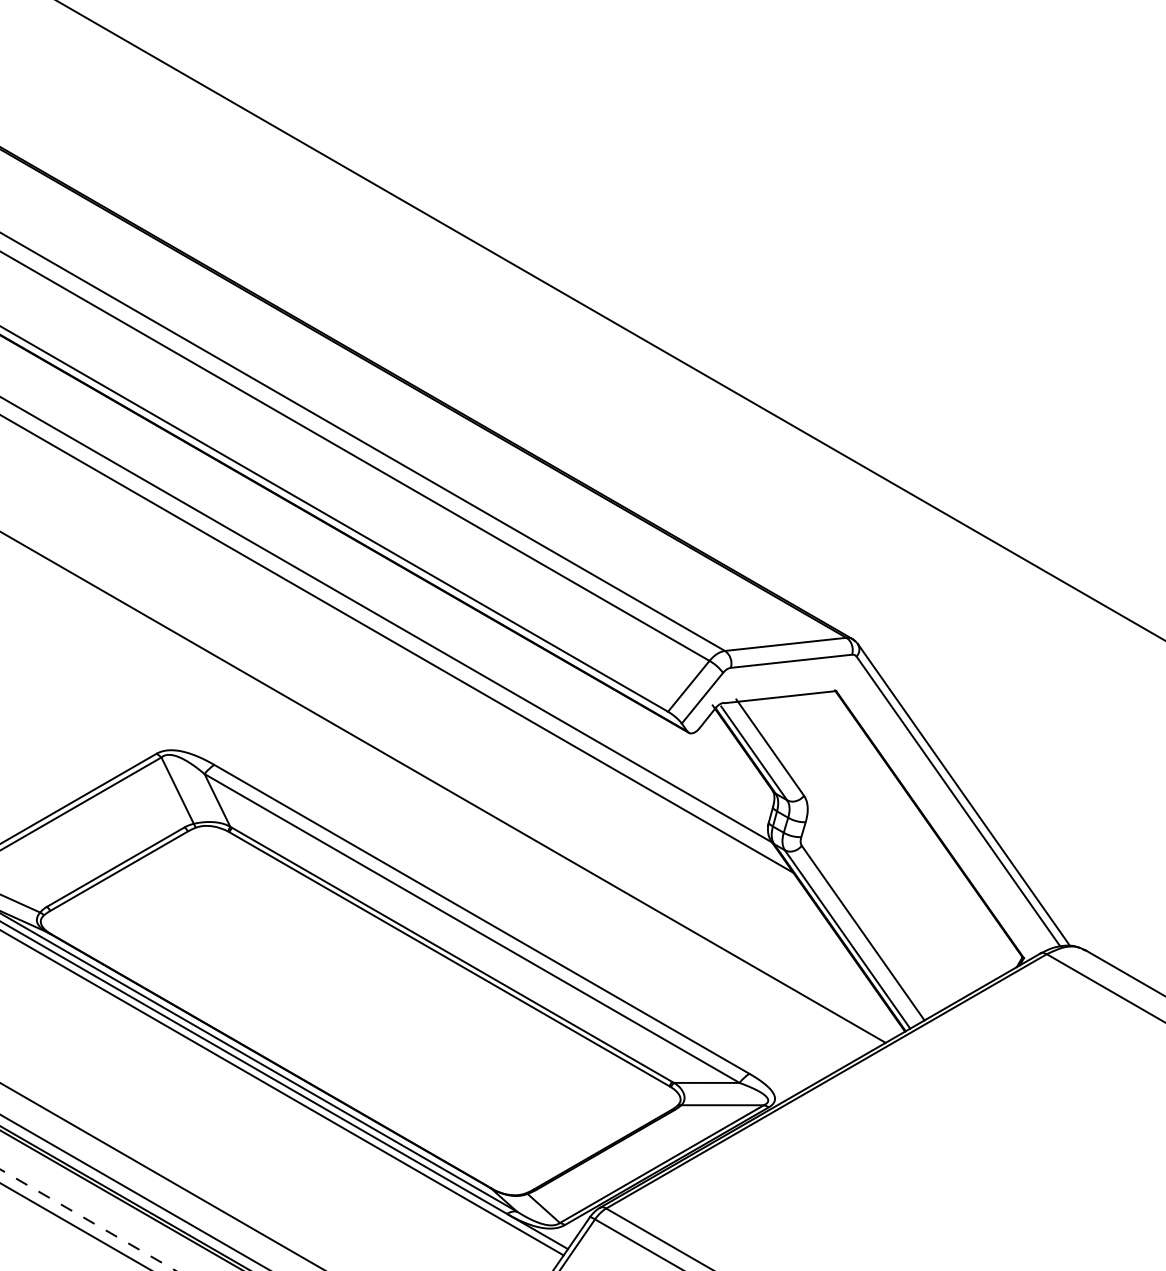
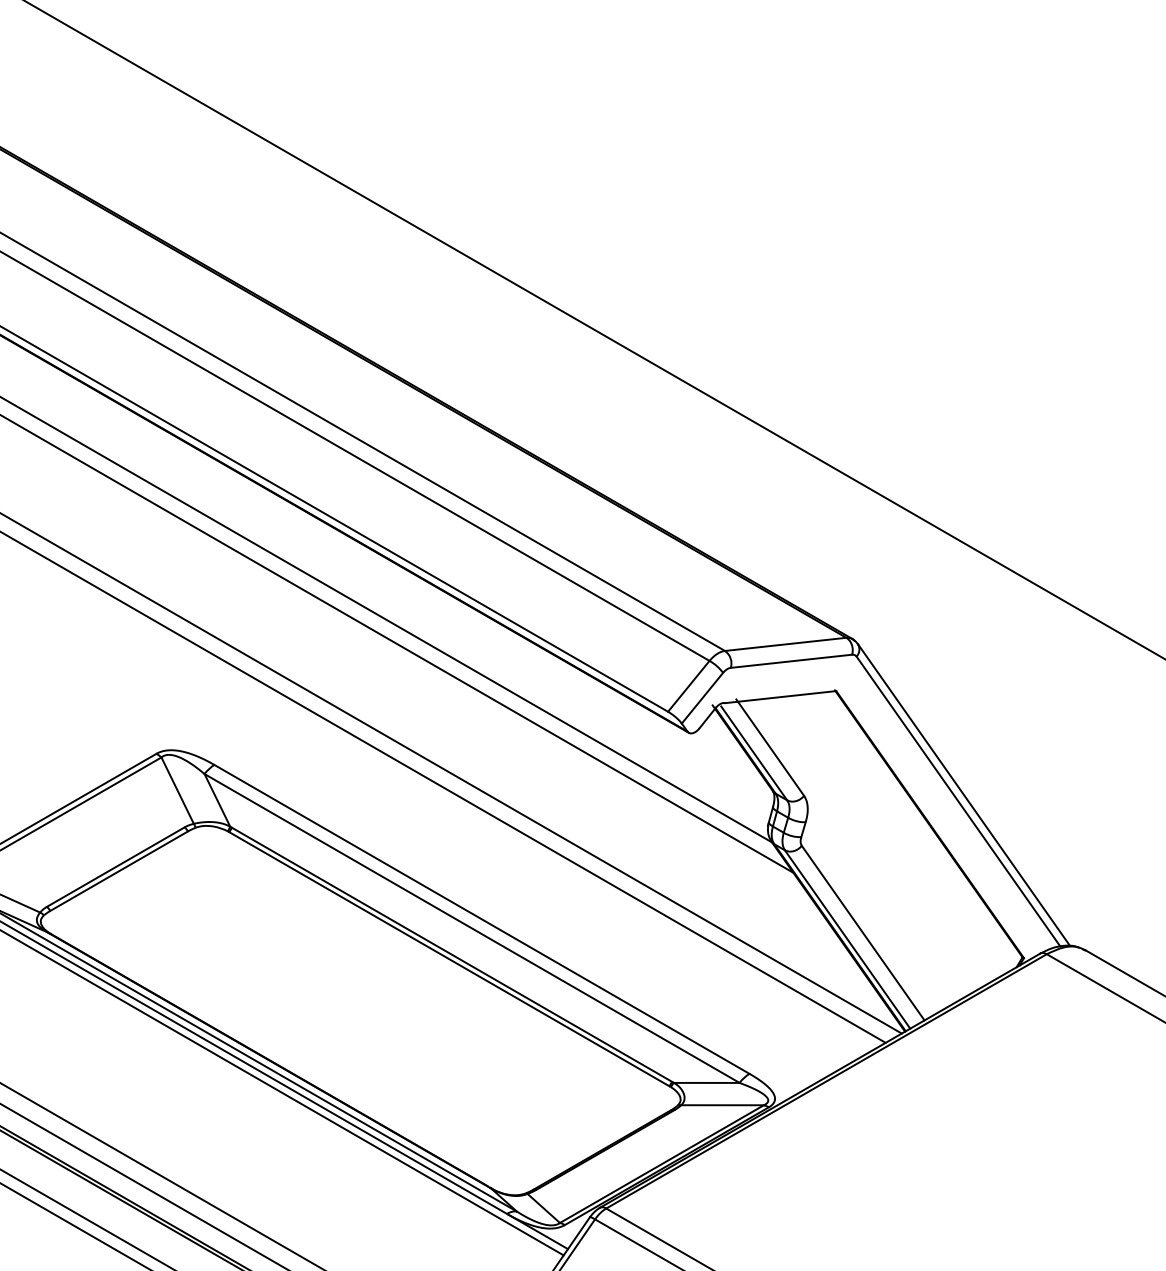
line position: (610, 320) -> (594, 329) (594, 329)
line: none -> present (451, 773)
line position: (133, 1191) -> (143, 1185) (143, 1185)
line: dashed -> solid (88, 1220)
